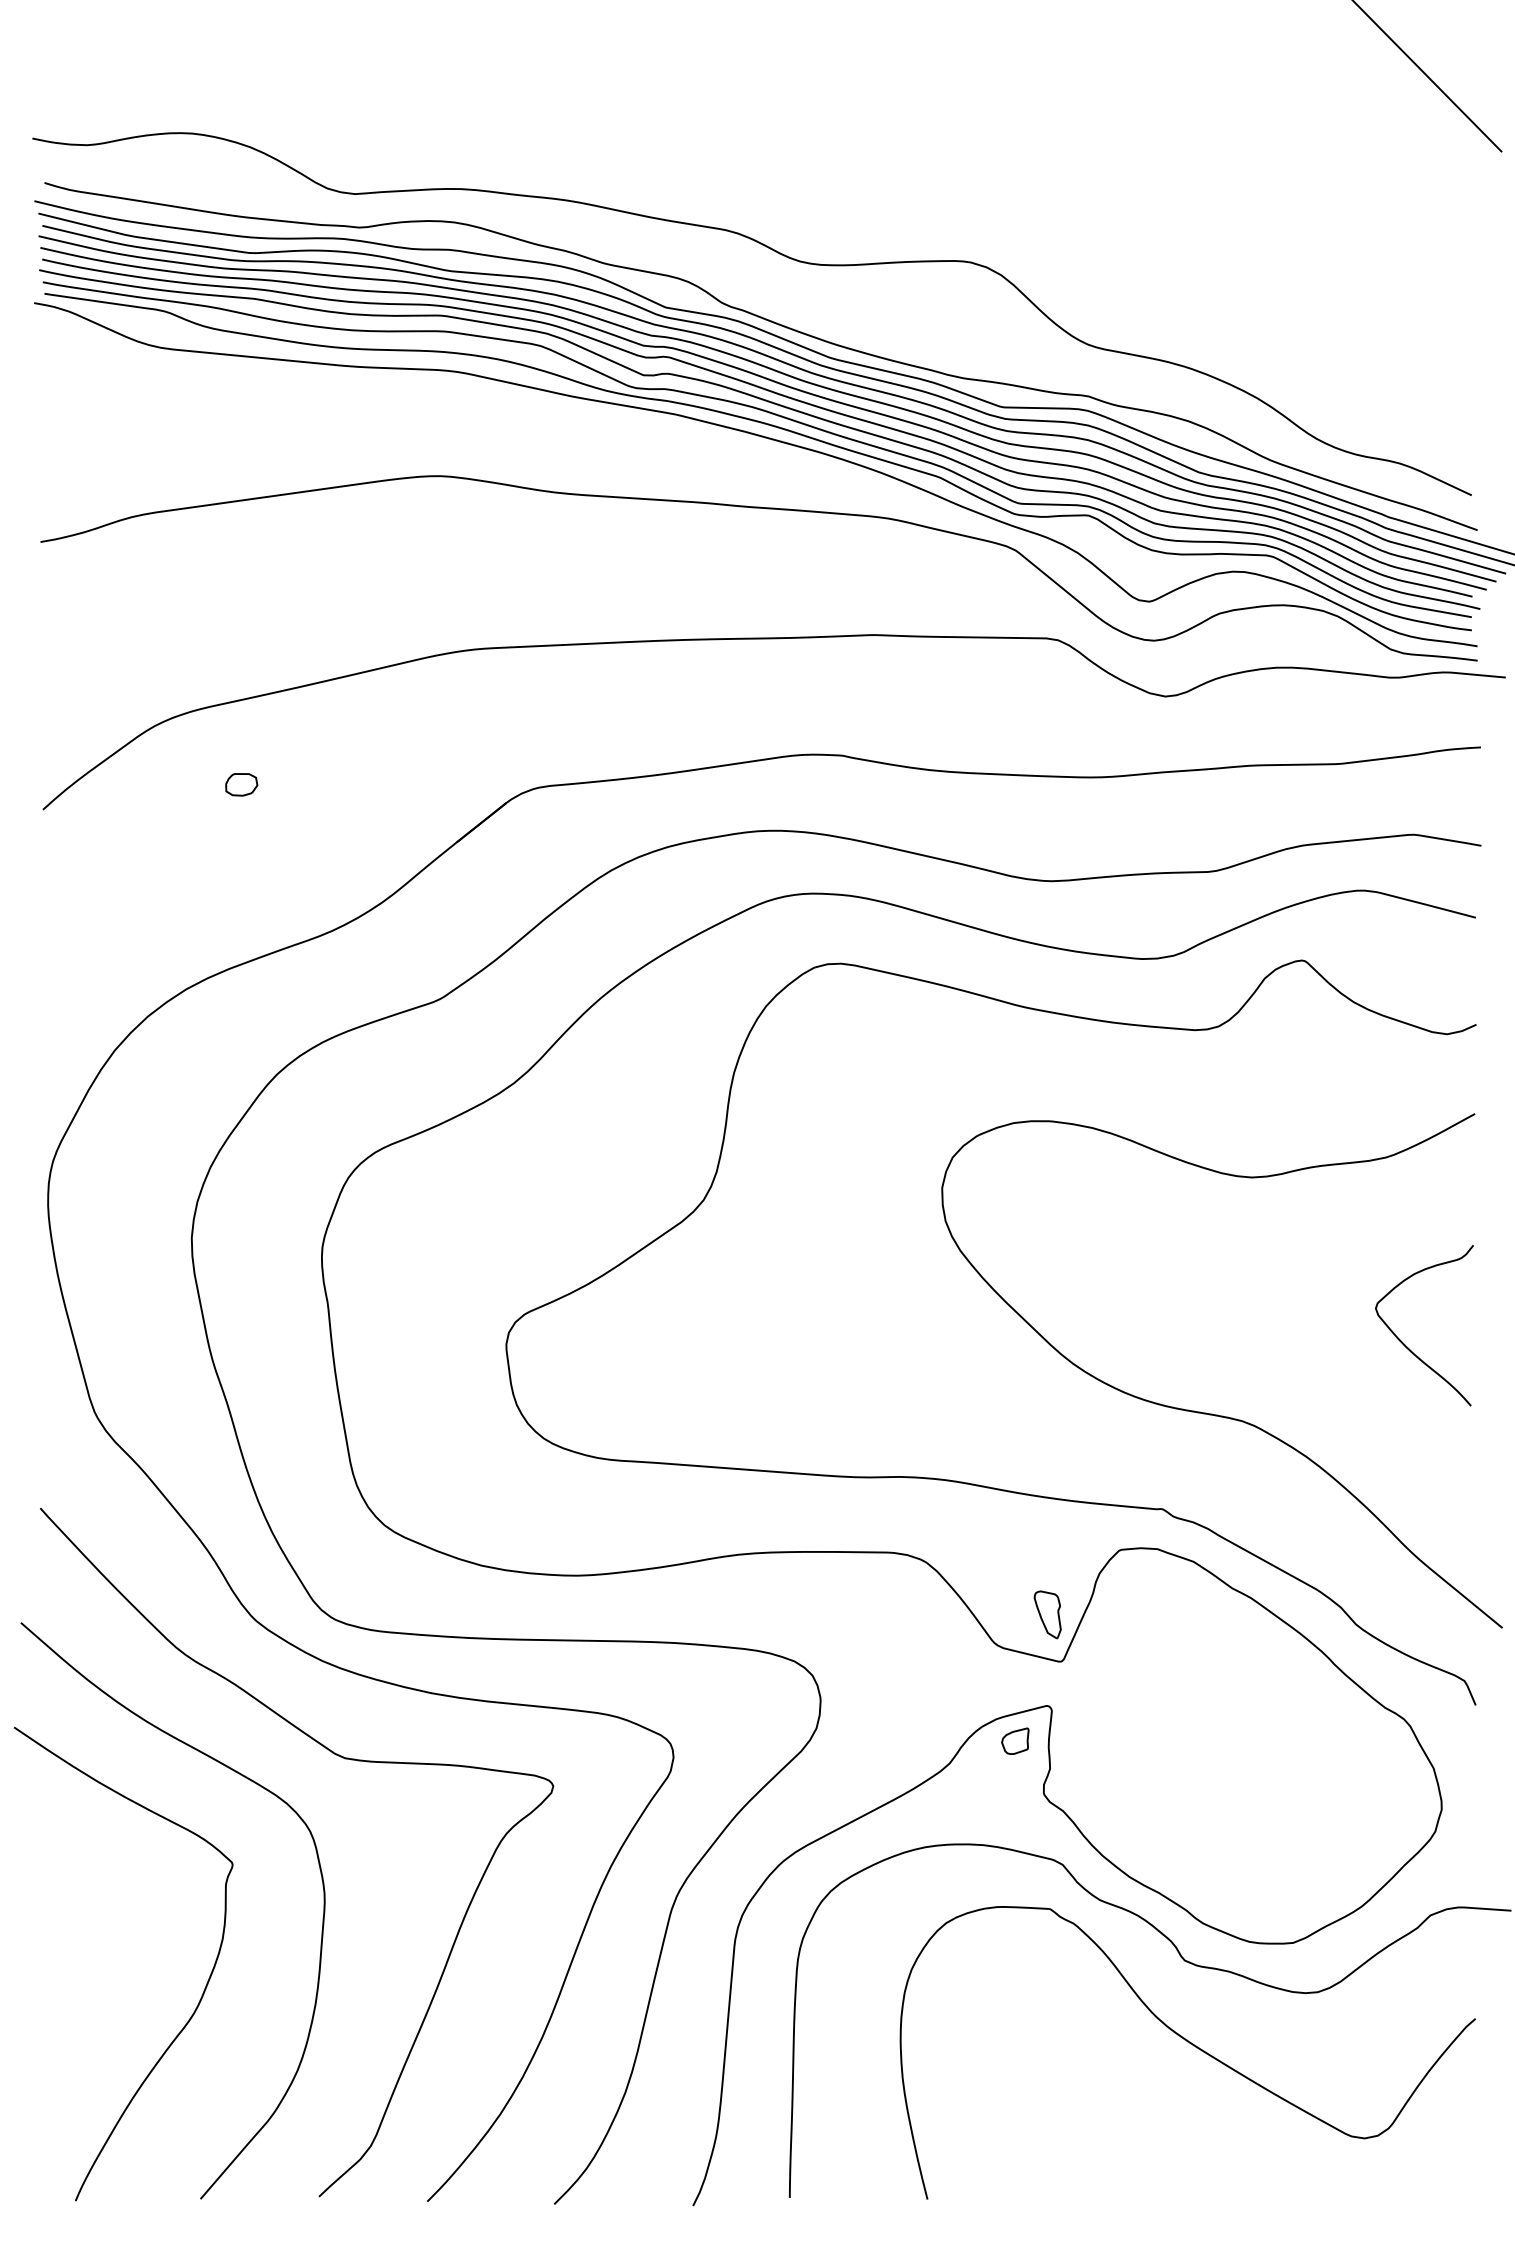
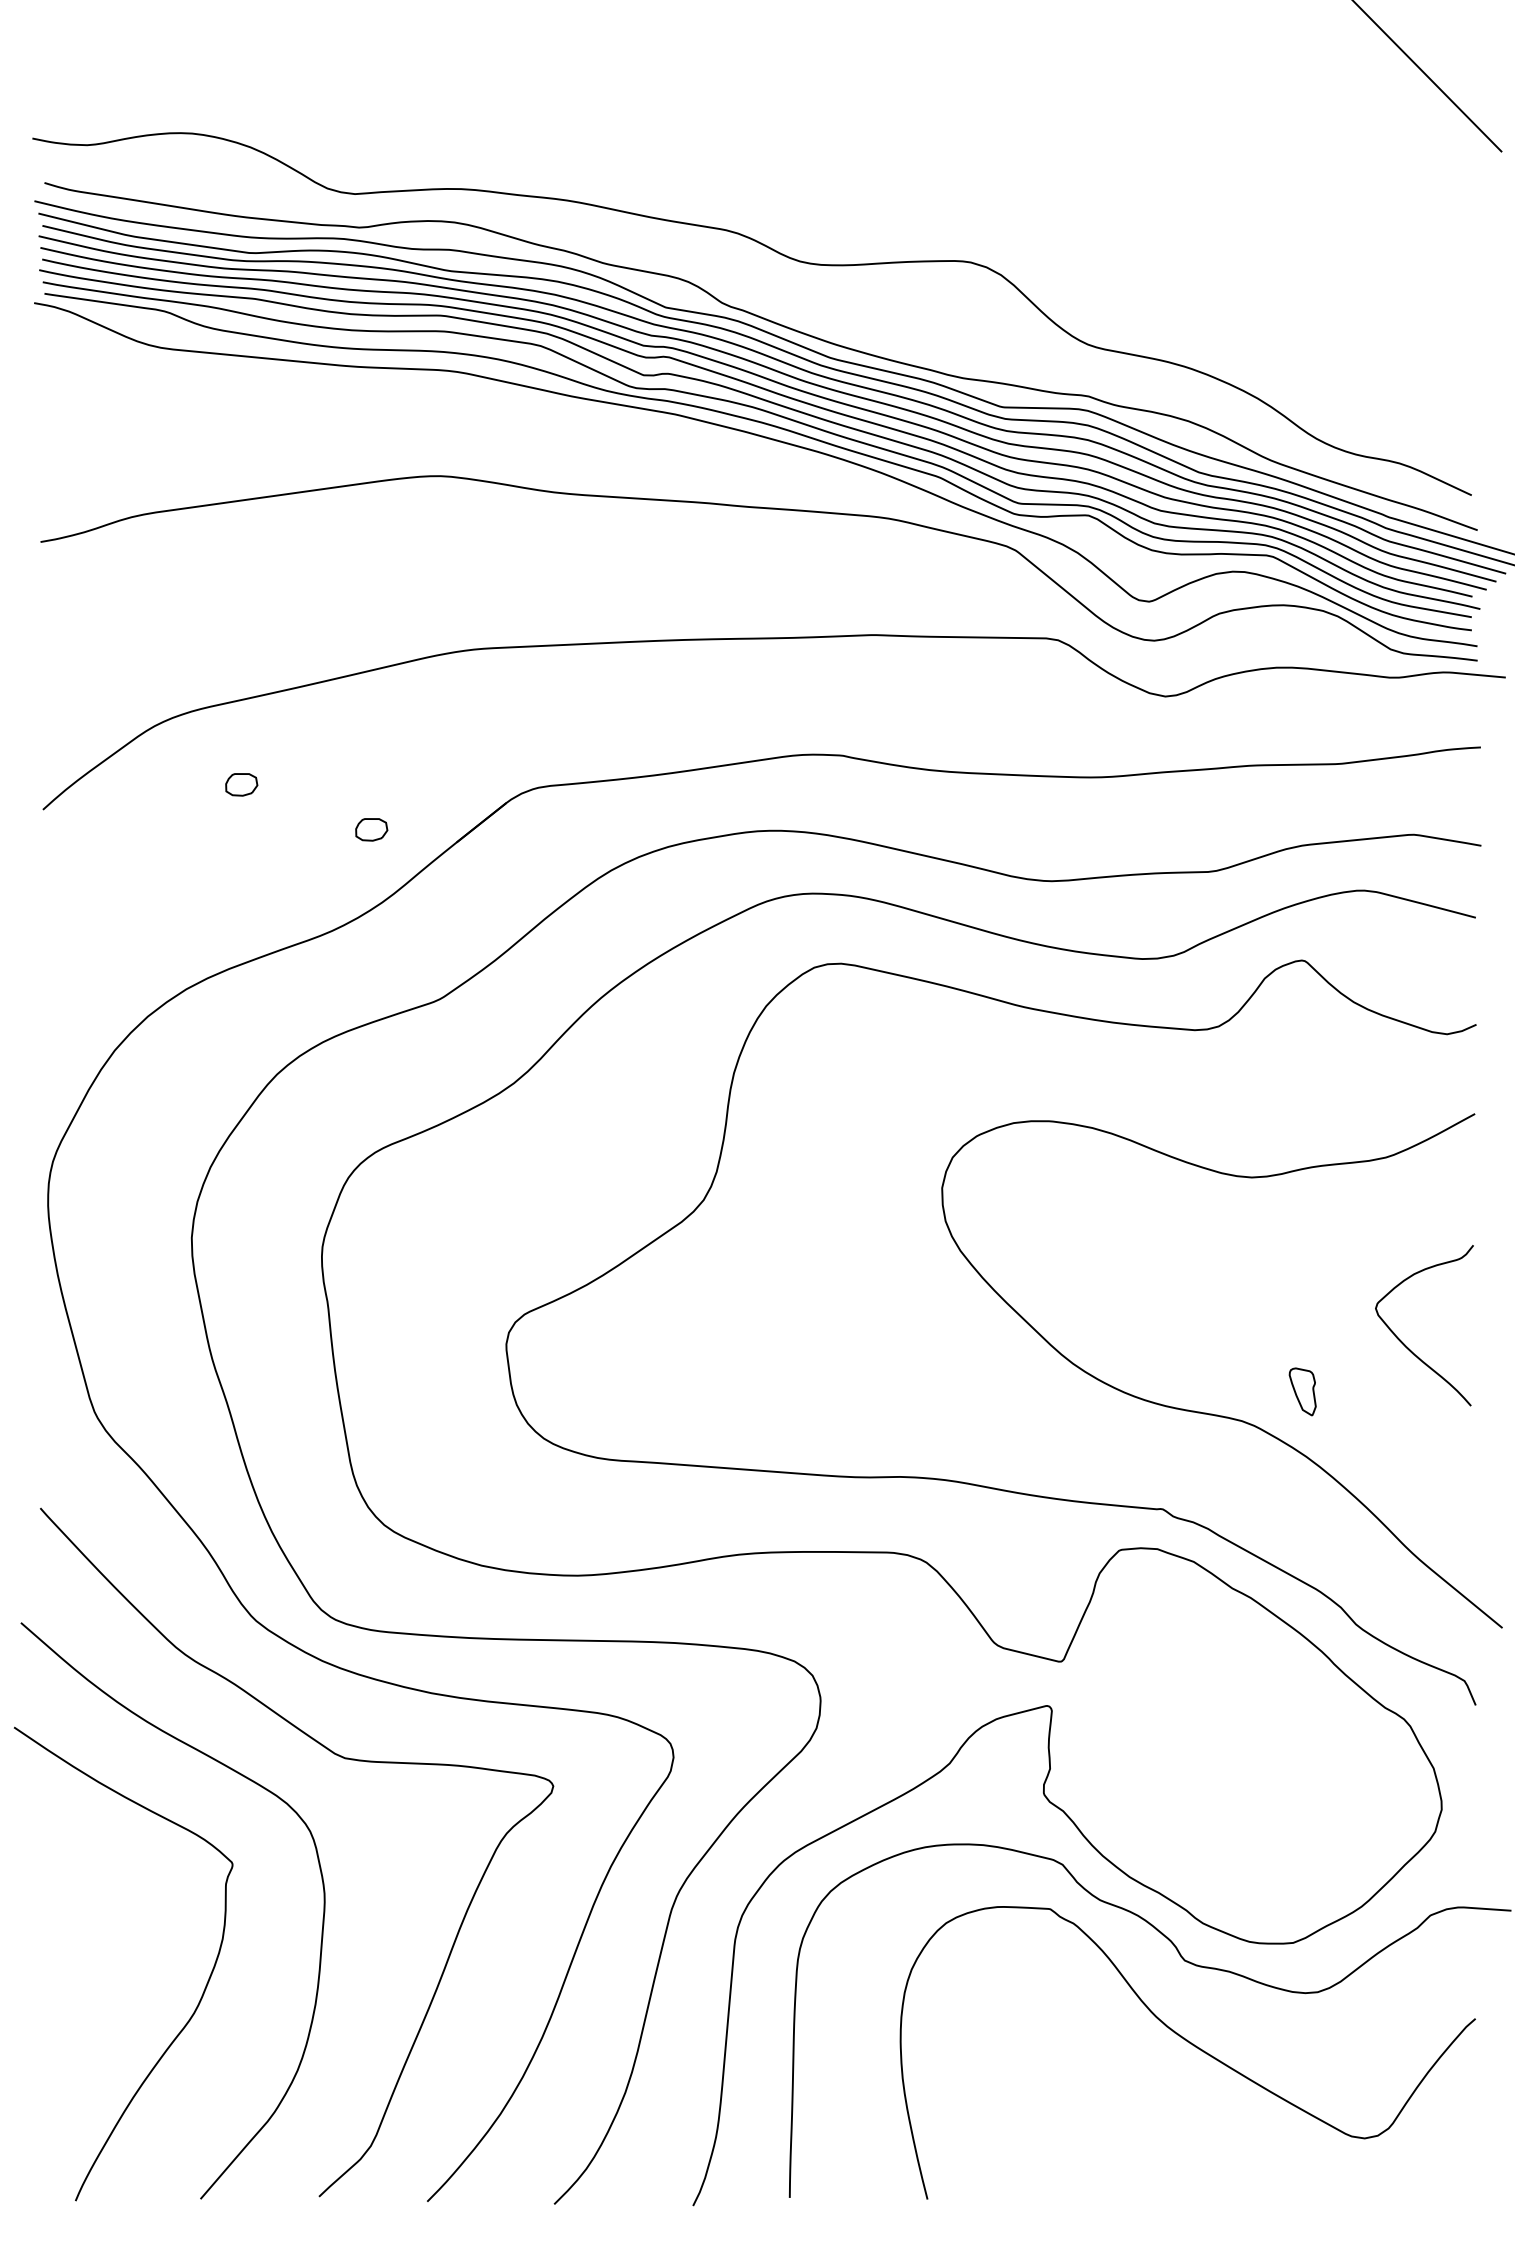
part: none -> present (371, 829)
part position: (1047, 1614) -> (1302, 1391) (1302, 1391)
part: present -> none (1015, 1740)
